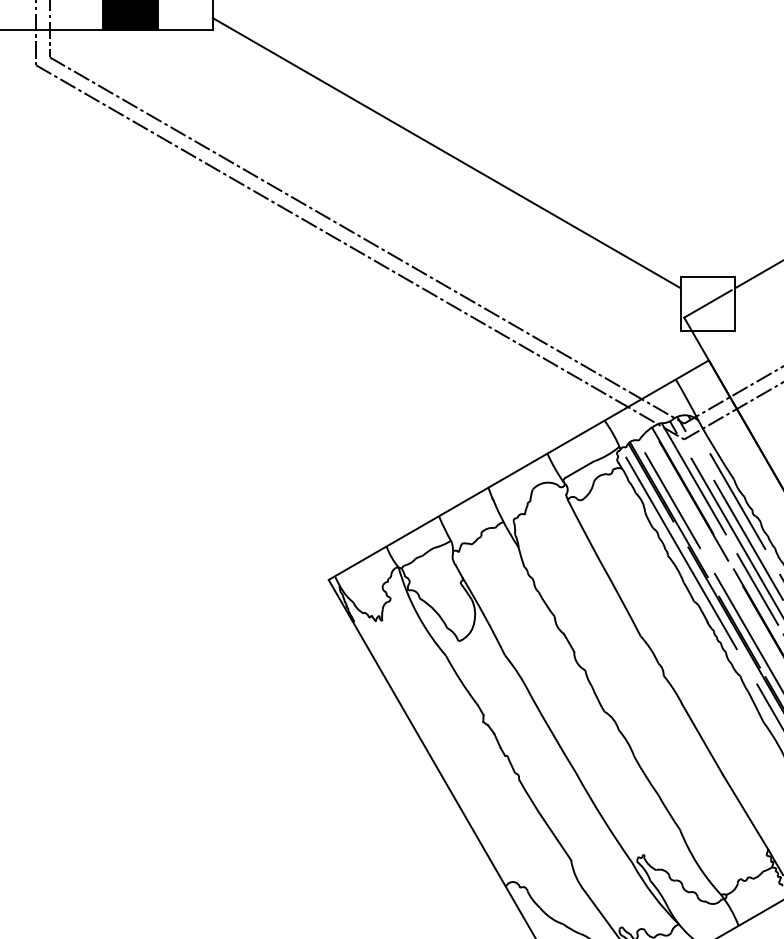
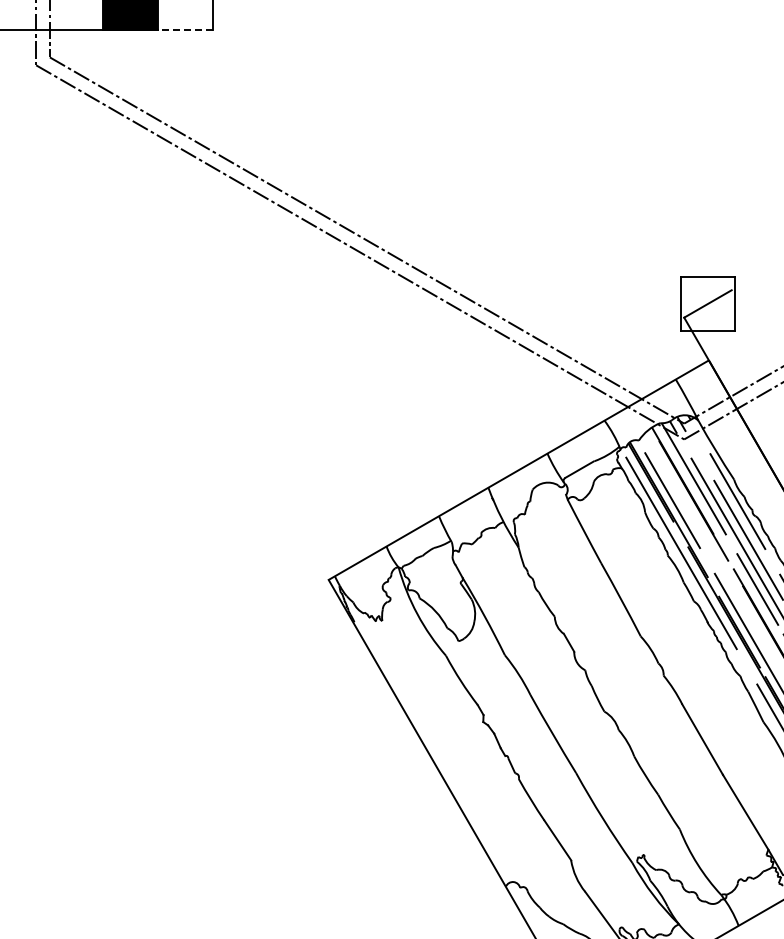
line: solid -> dashed (185, 29)
line: present -> none (446, 153)
line: present -> none (757, 275)
